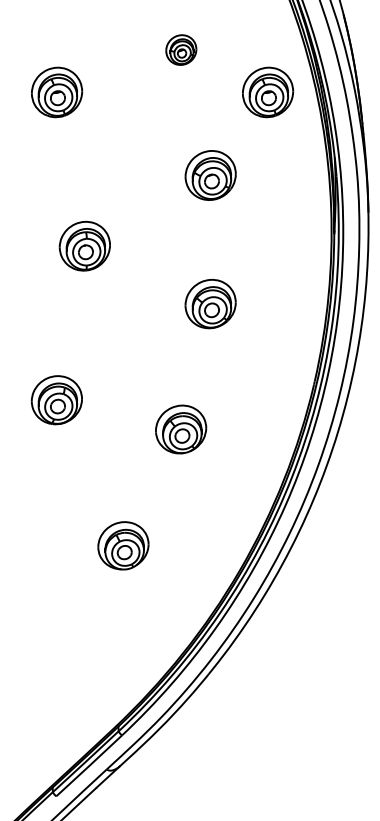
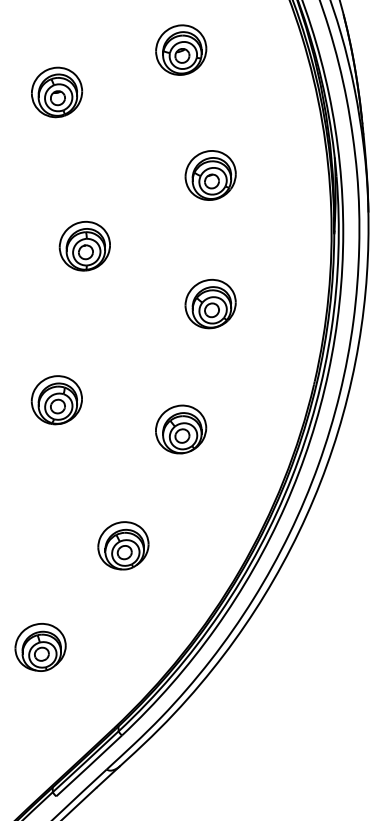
part size: 33x32 px -> 53x52 px (181, 49)
part: present -> none (268, 92)
part: none -> present (40, 647)
